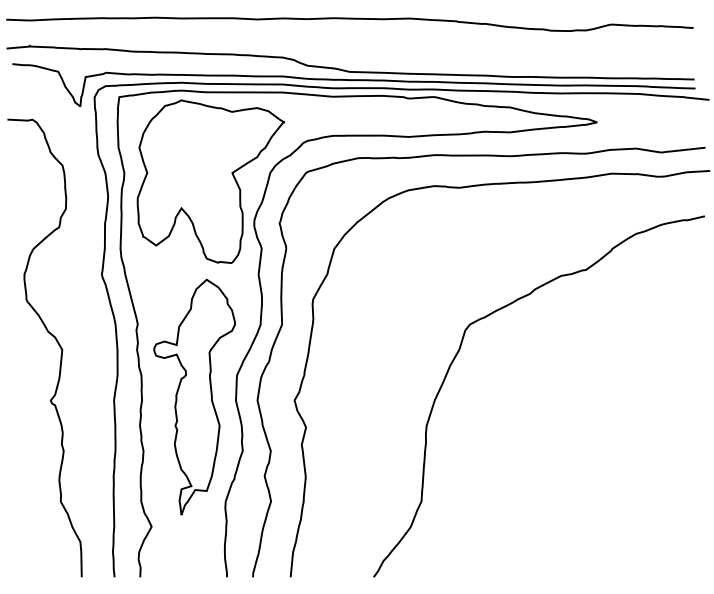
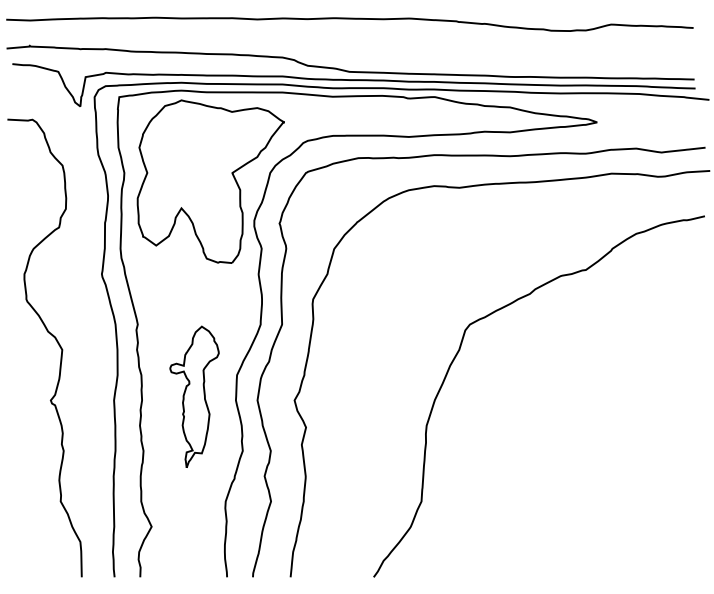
part size: 83x238 px -> 51x143 px (194, 396)
